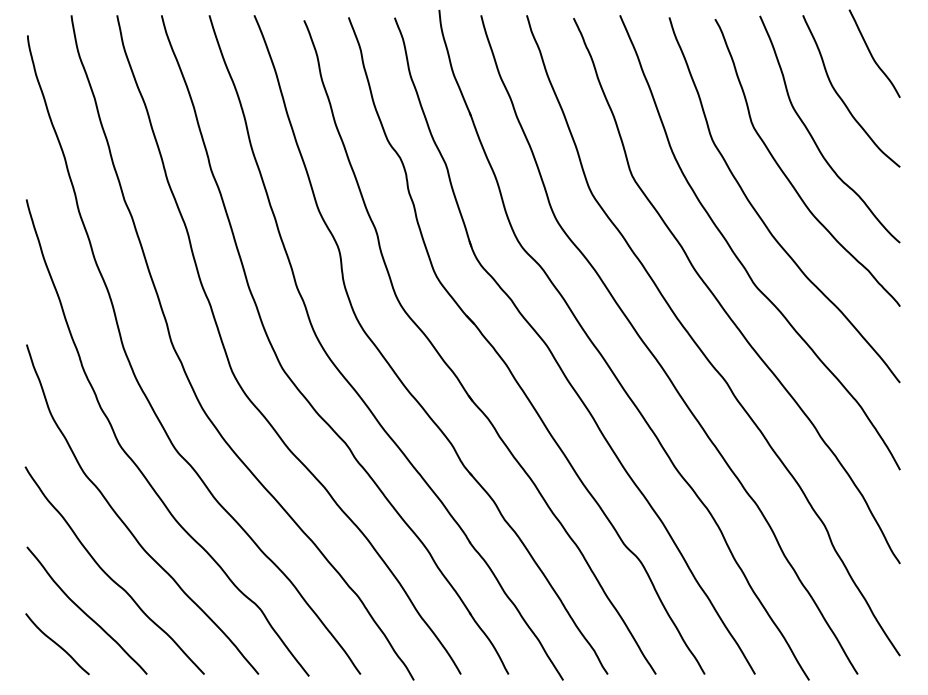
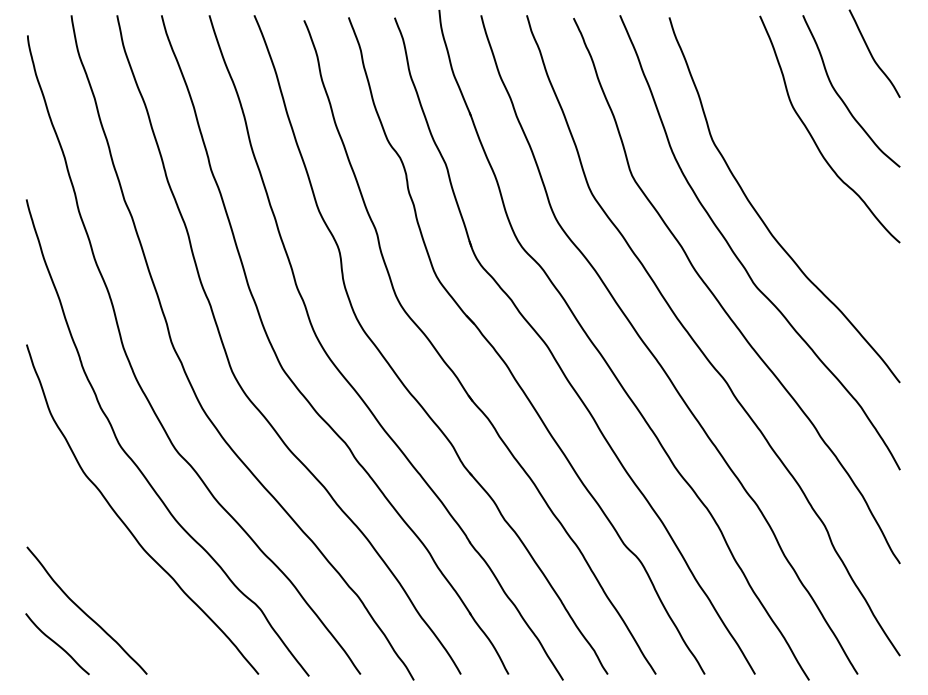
curve: present -> none (787, 176)
curve: present -> none (109, 575)
